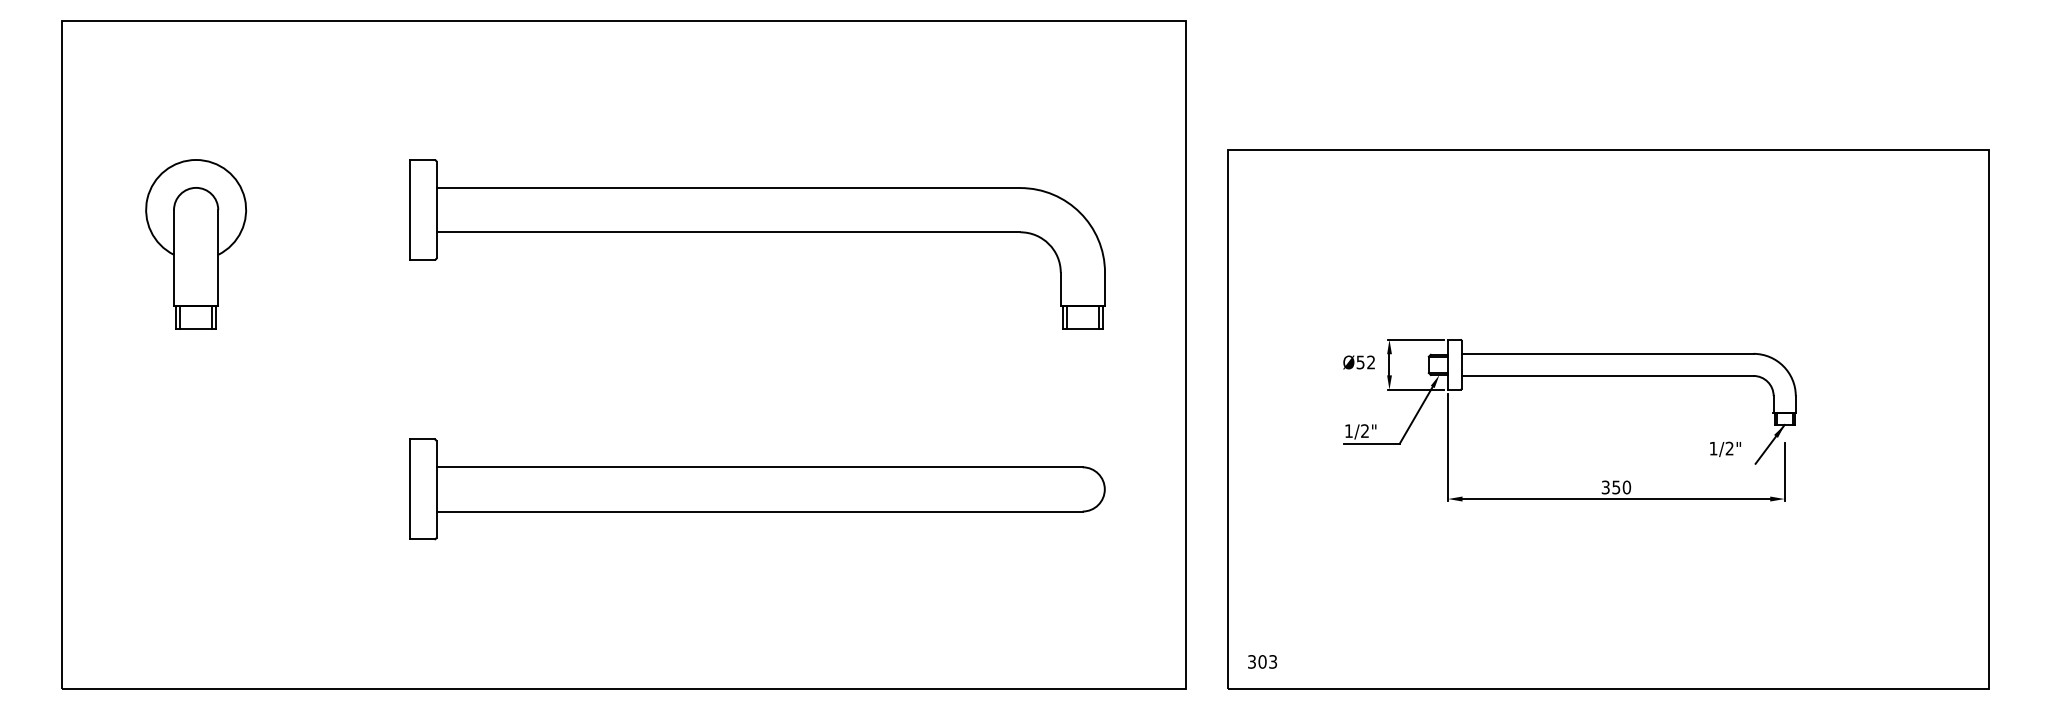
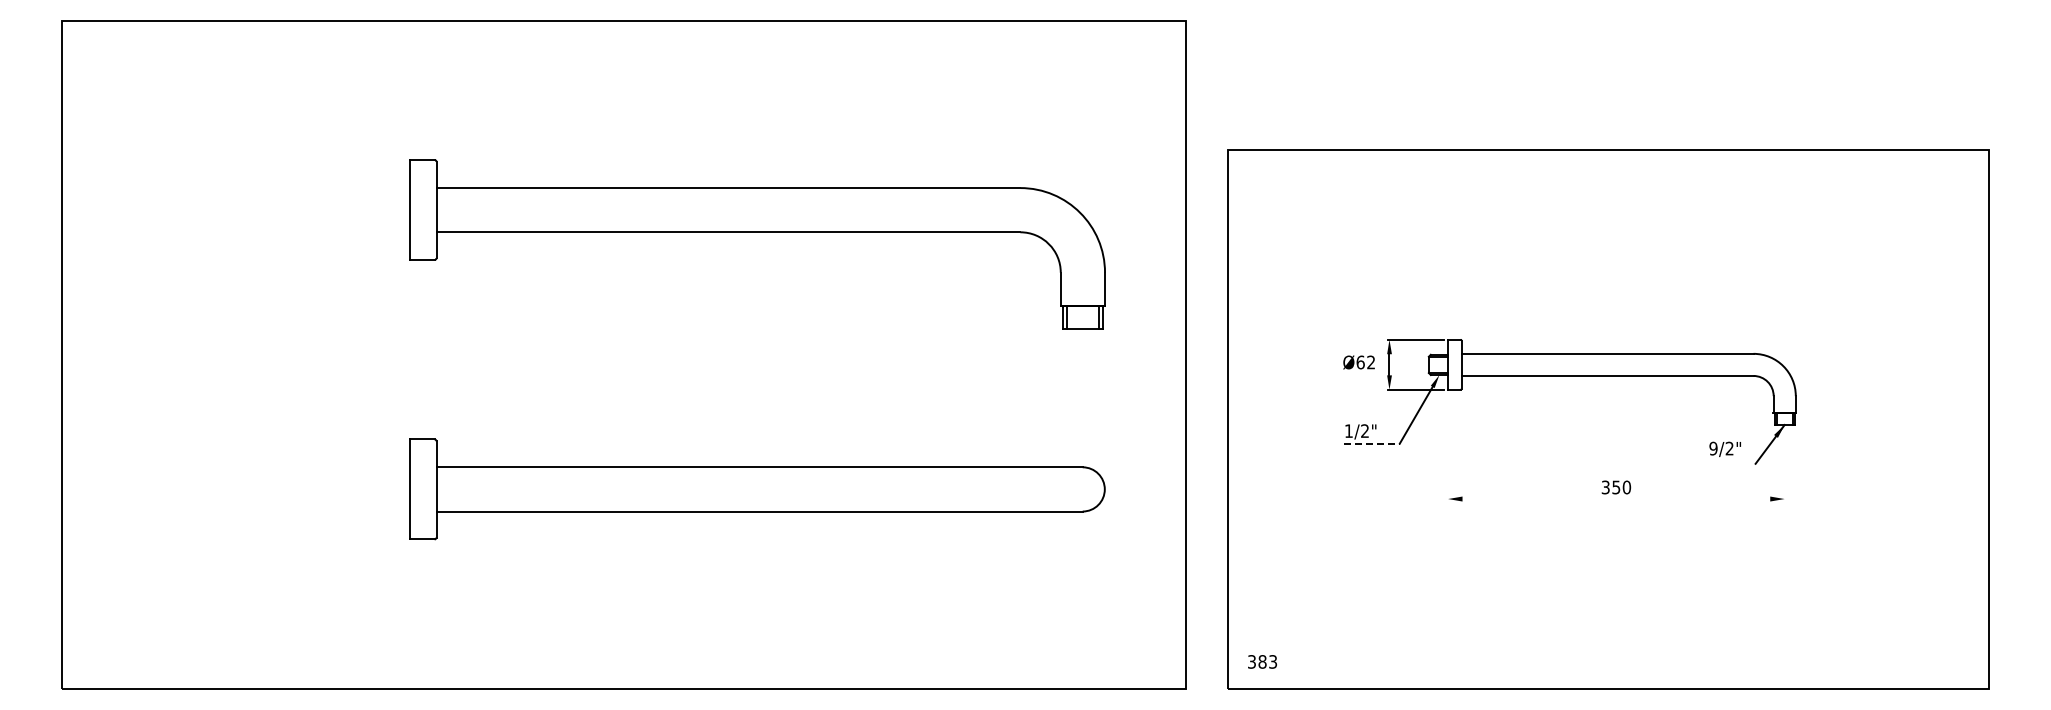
part: present -> none (196, 244)
text: Ø52 -> Ø62 (1360, 362)
line: solid -> dashed (1372, 443)
line: present -> none (1448, 446)
text: 1/2" -> 9/2" (1713, 448)
line: present -> none (1784, 471)
line: present -> none (1616, 499)
text: 303 -> 383 (1262, 661)
